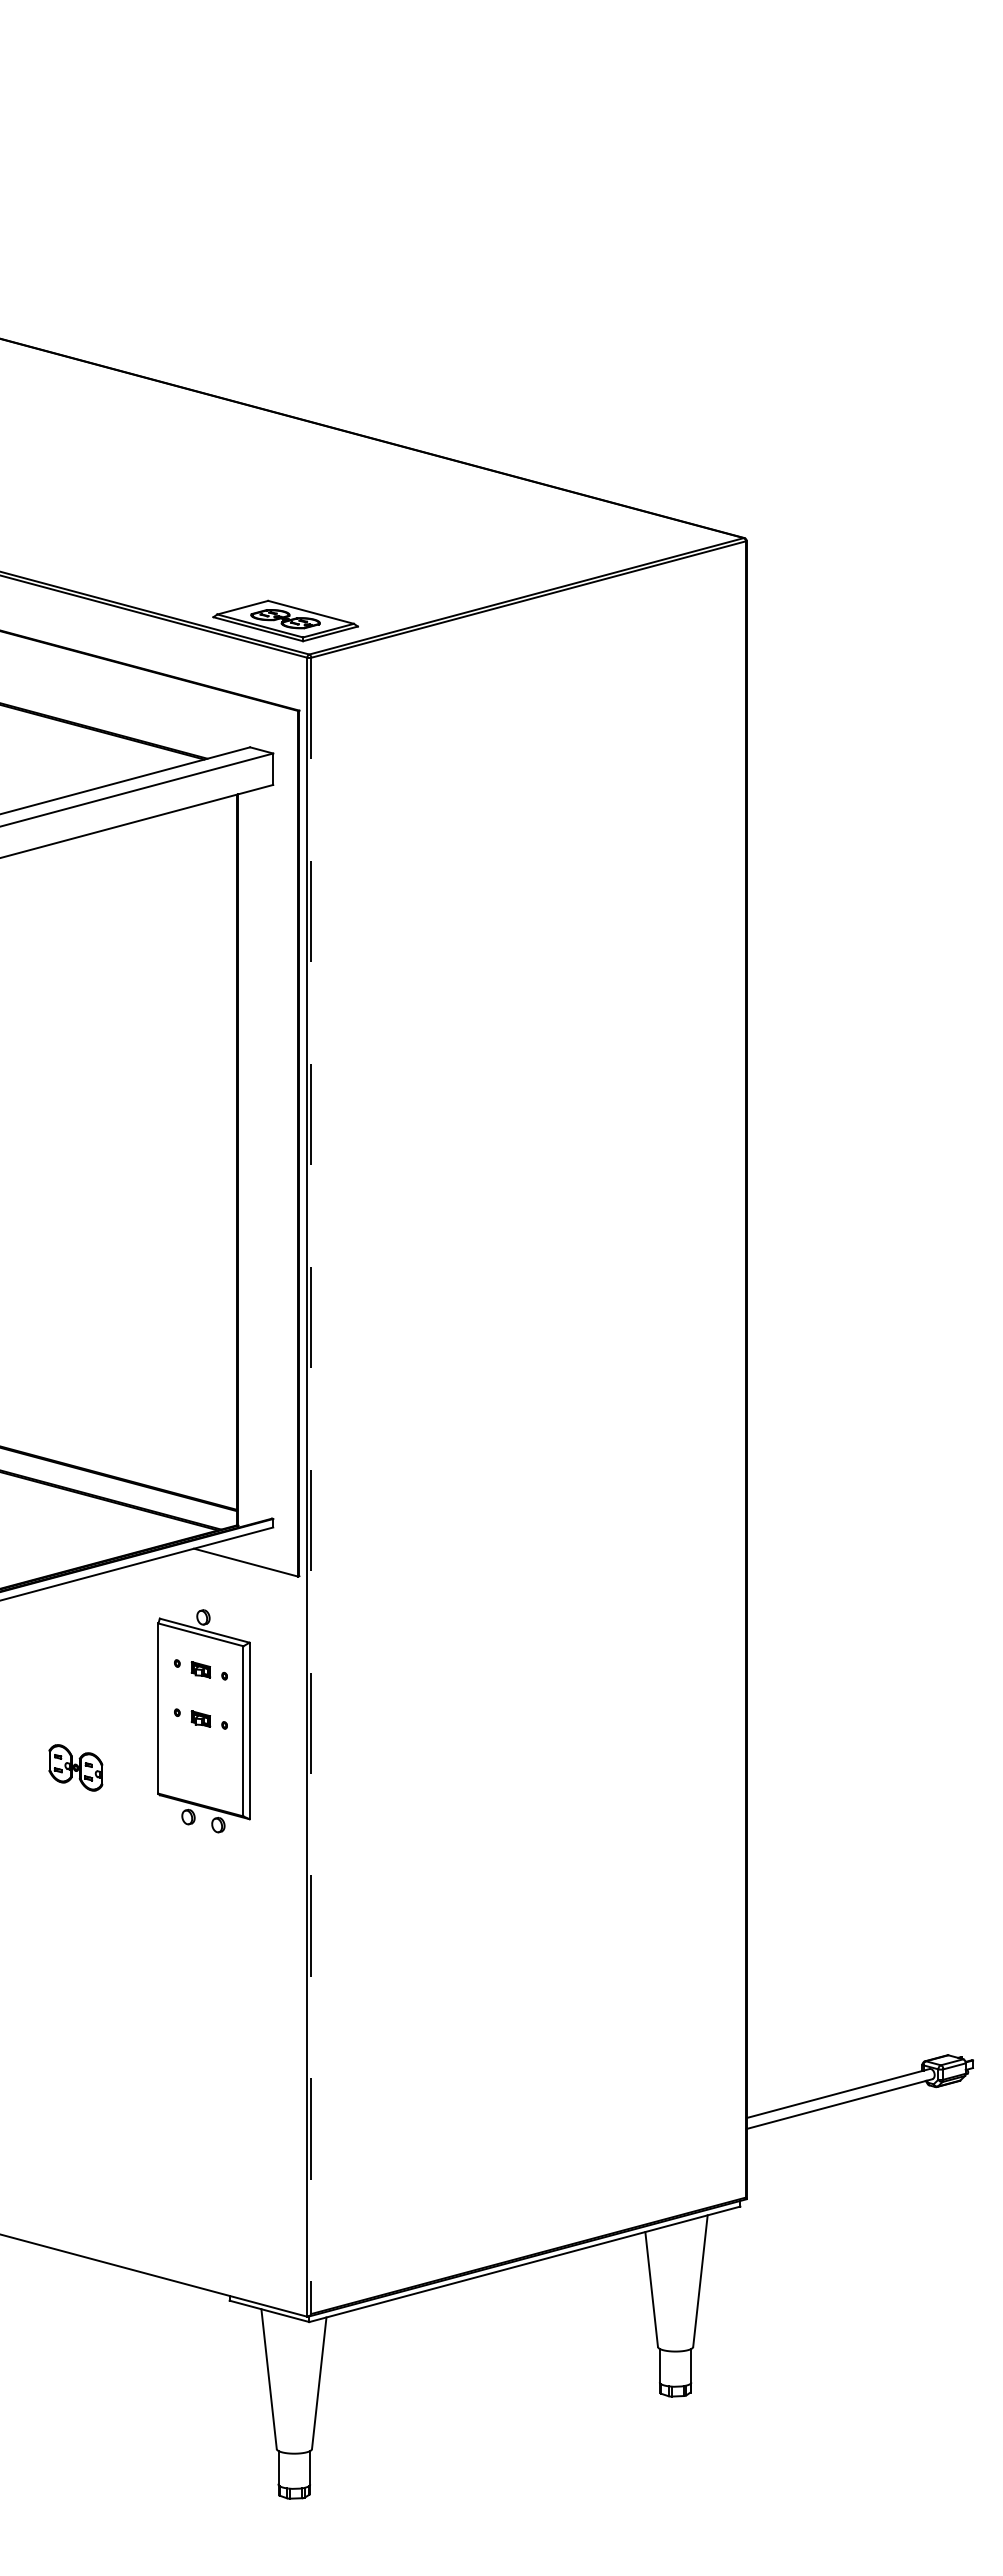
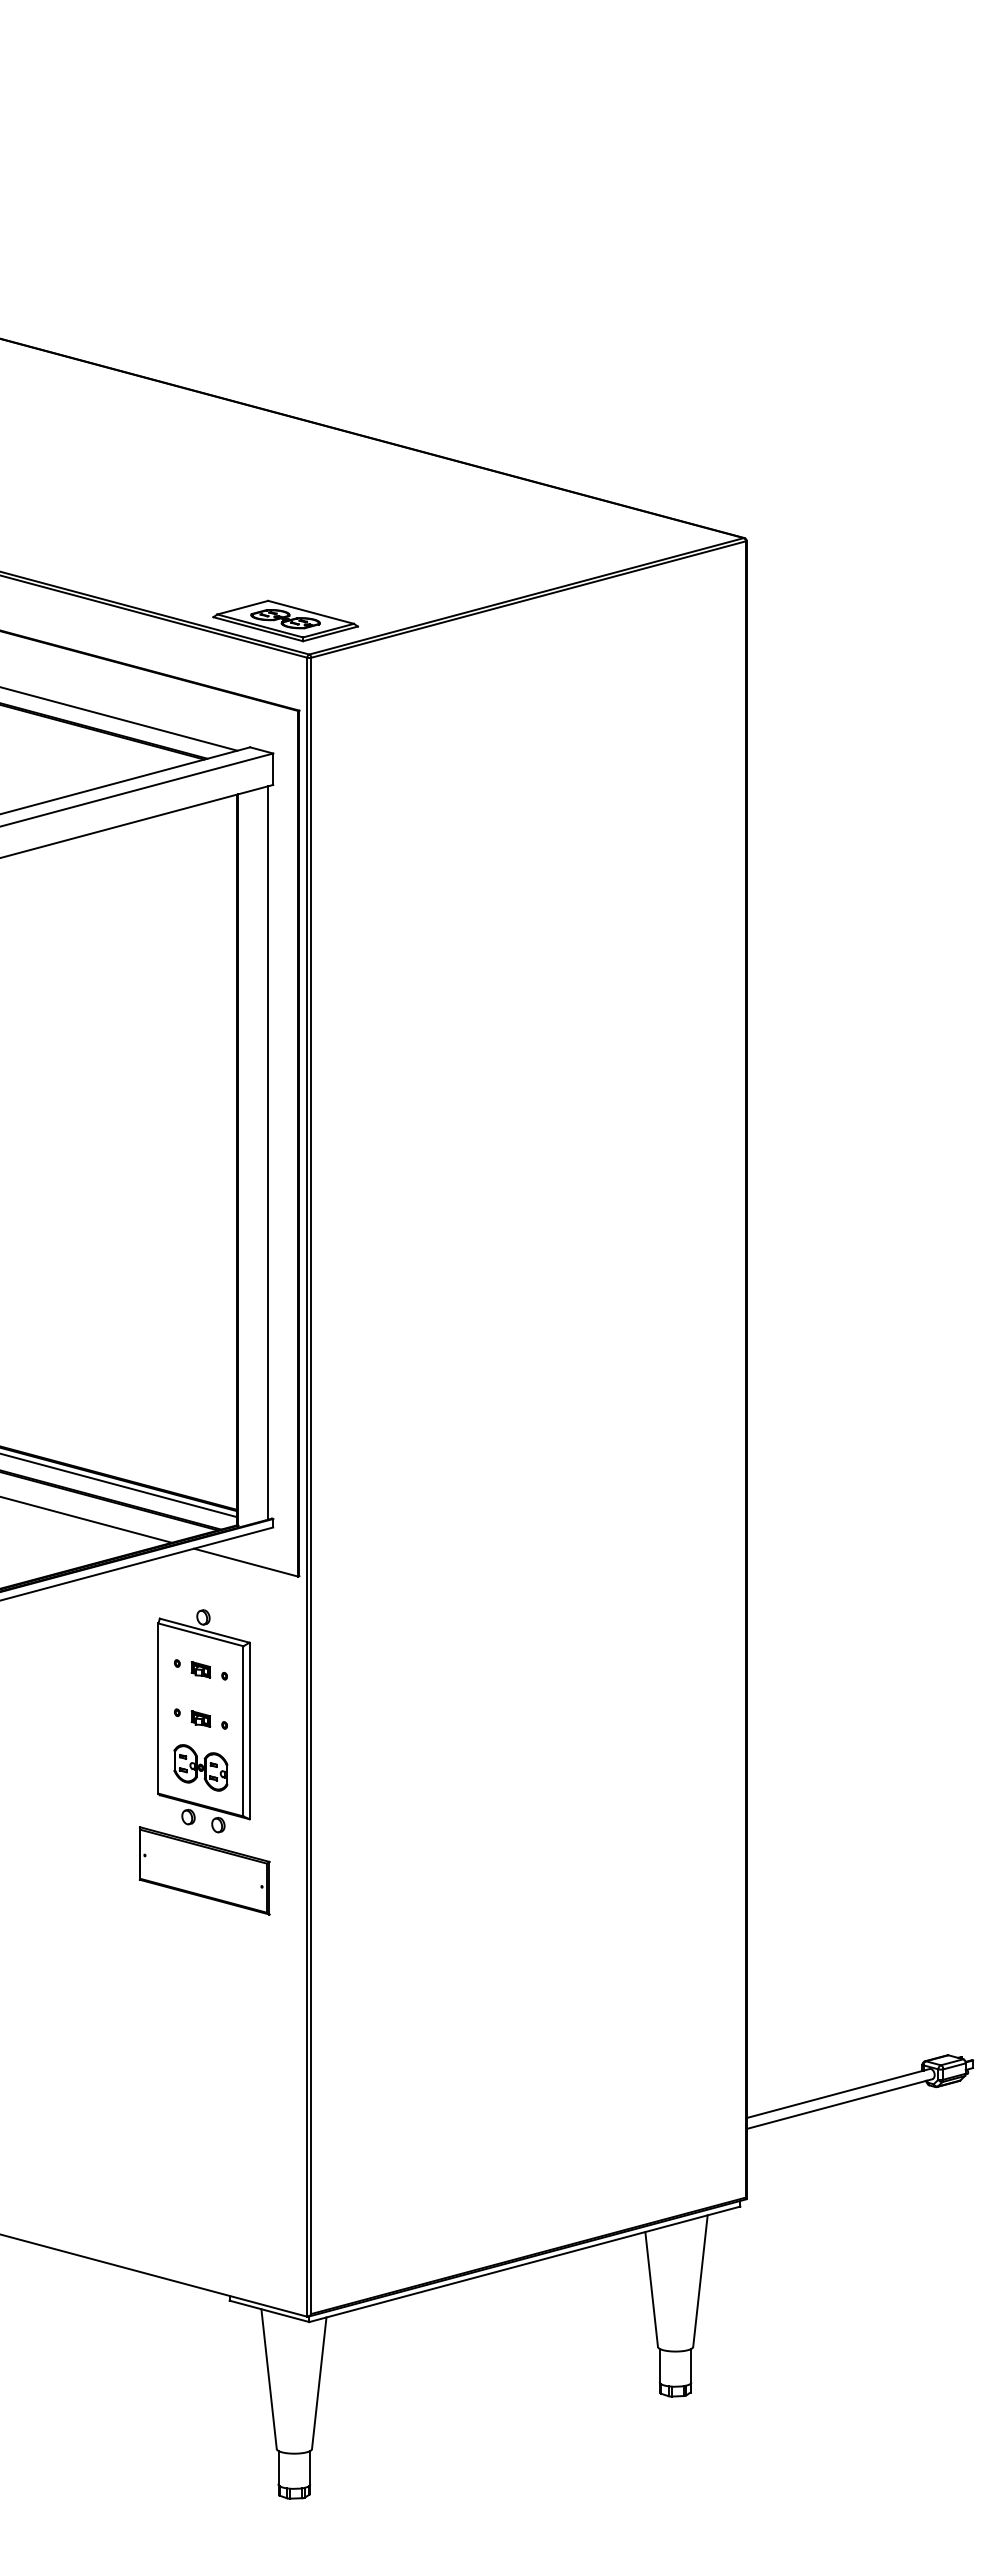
line: none -> present (119, 718)
line: none -> present (268, 1152)
line: none -> present (119, 1485)
line: dashed -> solid (311, 1486)
line: none -> present (86, 1519)
part position: (75, 1767) -> (200, 1767) (200, 1767)
part: none -> present (204, 1870)
